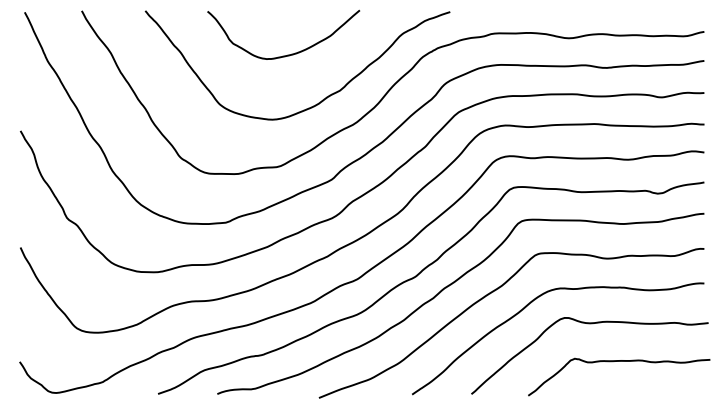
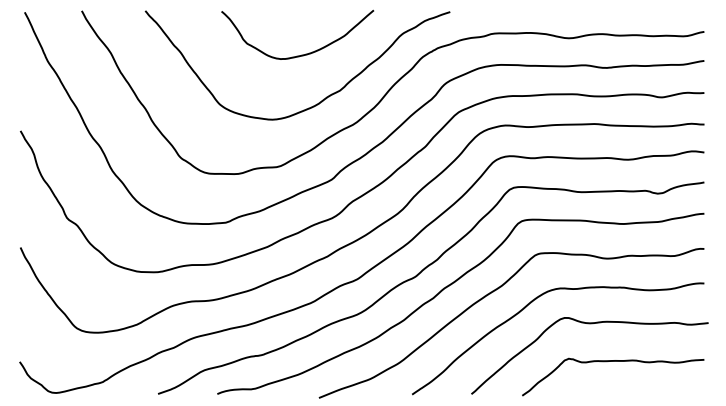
curve position: (287, 54) -> (301, 54) (301, 54)
curve position: (619, 361) -> (613, 361) (613, 361)
